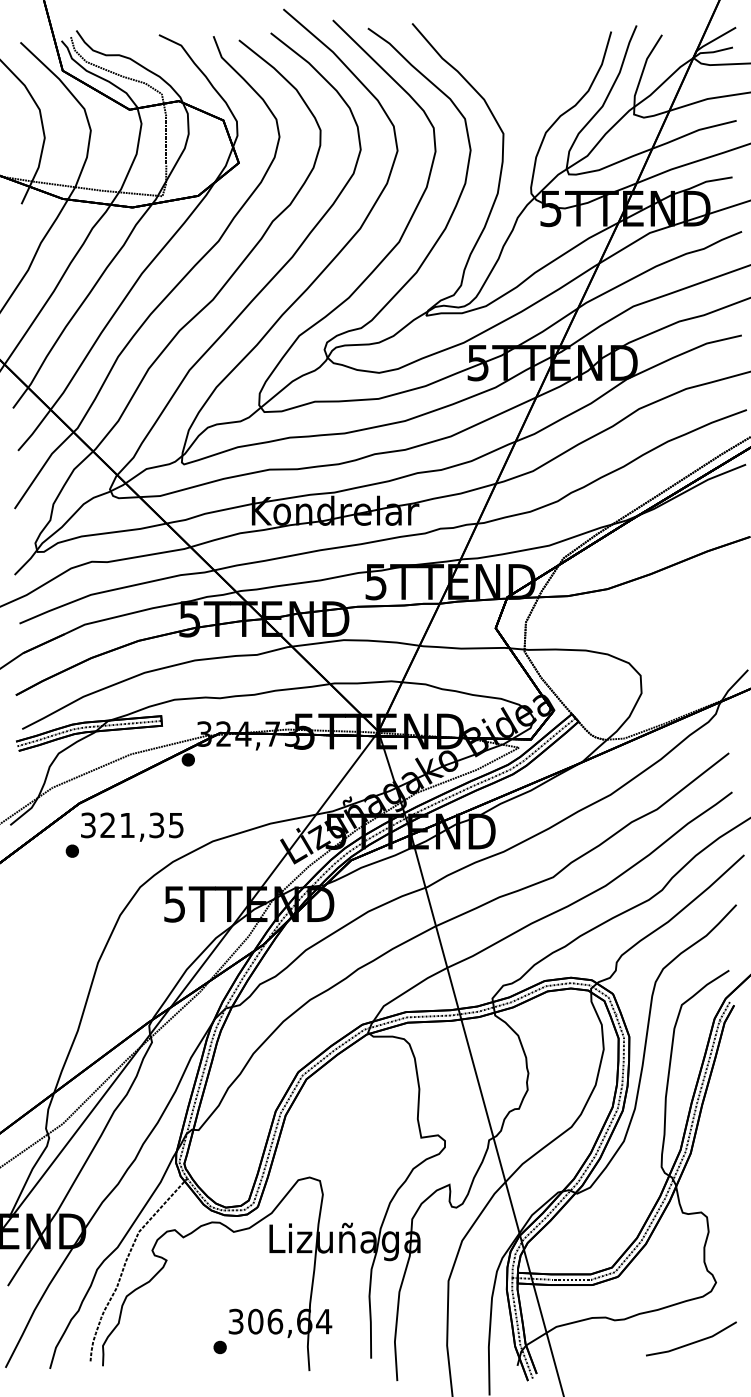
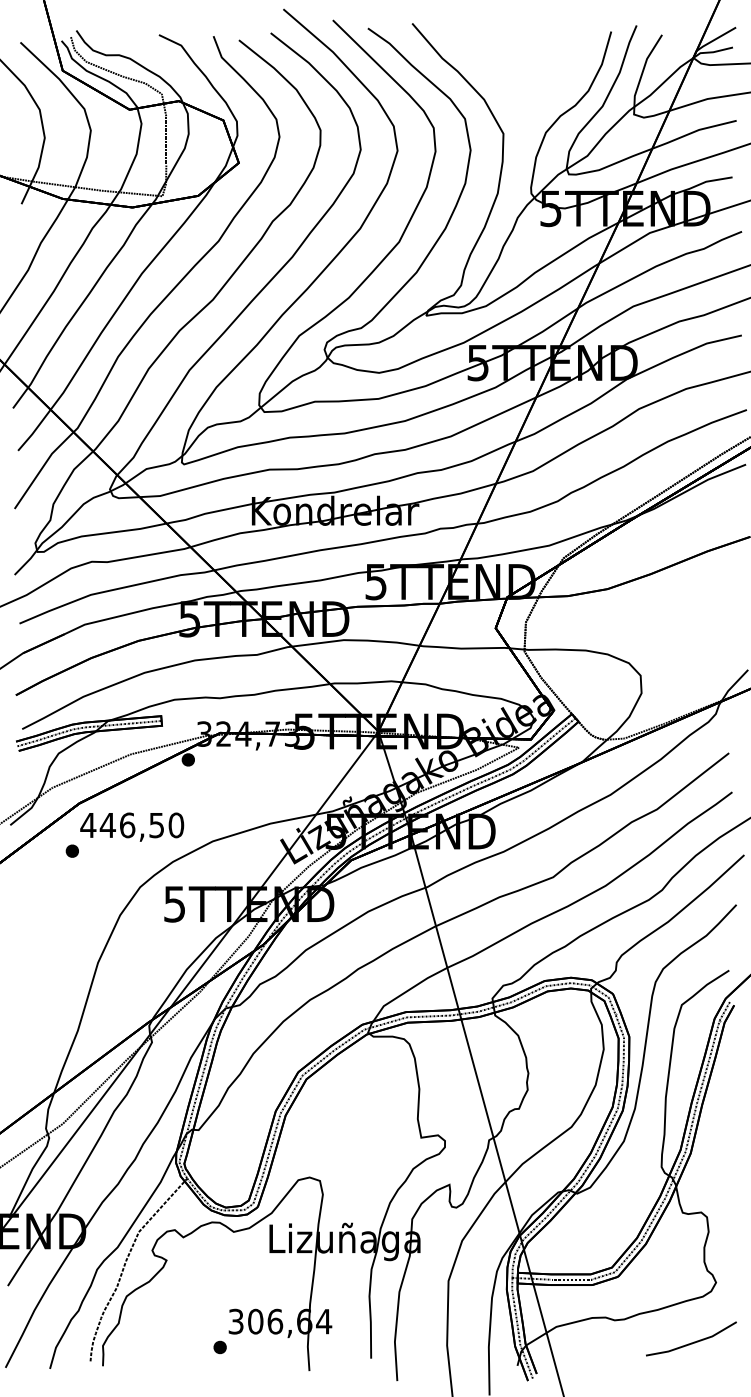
text: 321,35 -> 446,50 (132, 825)
